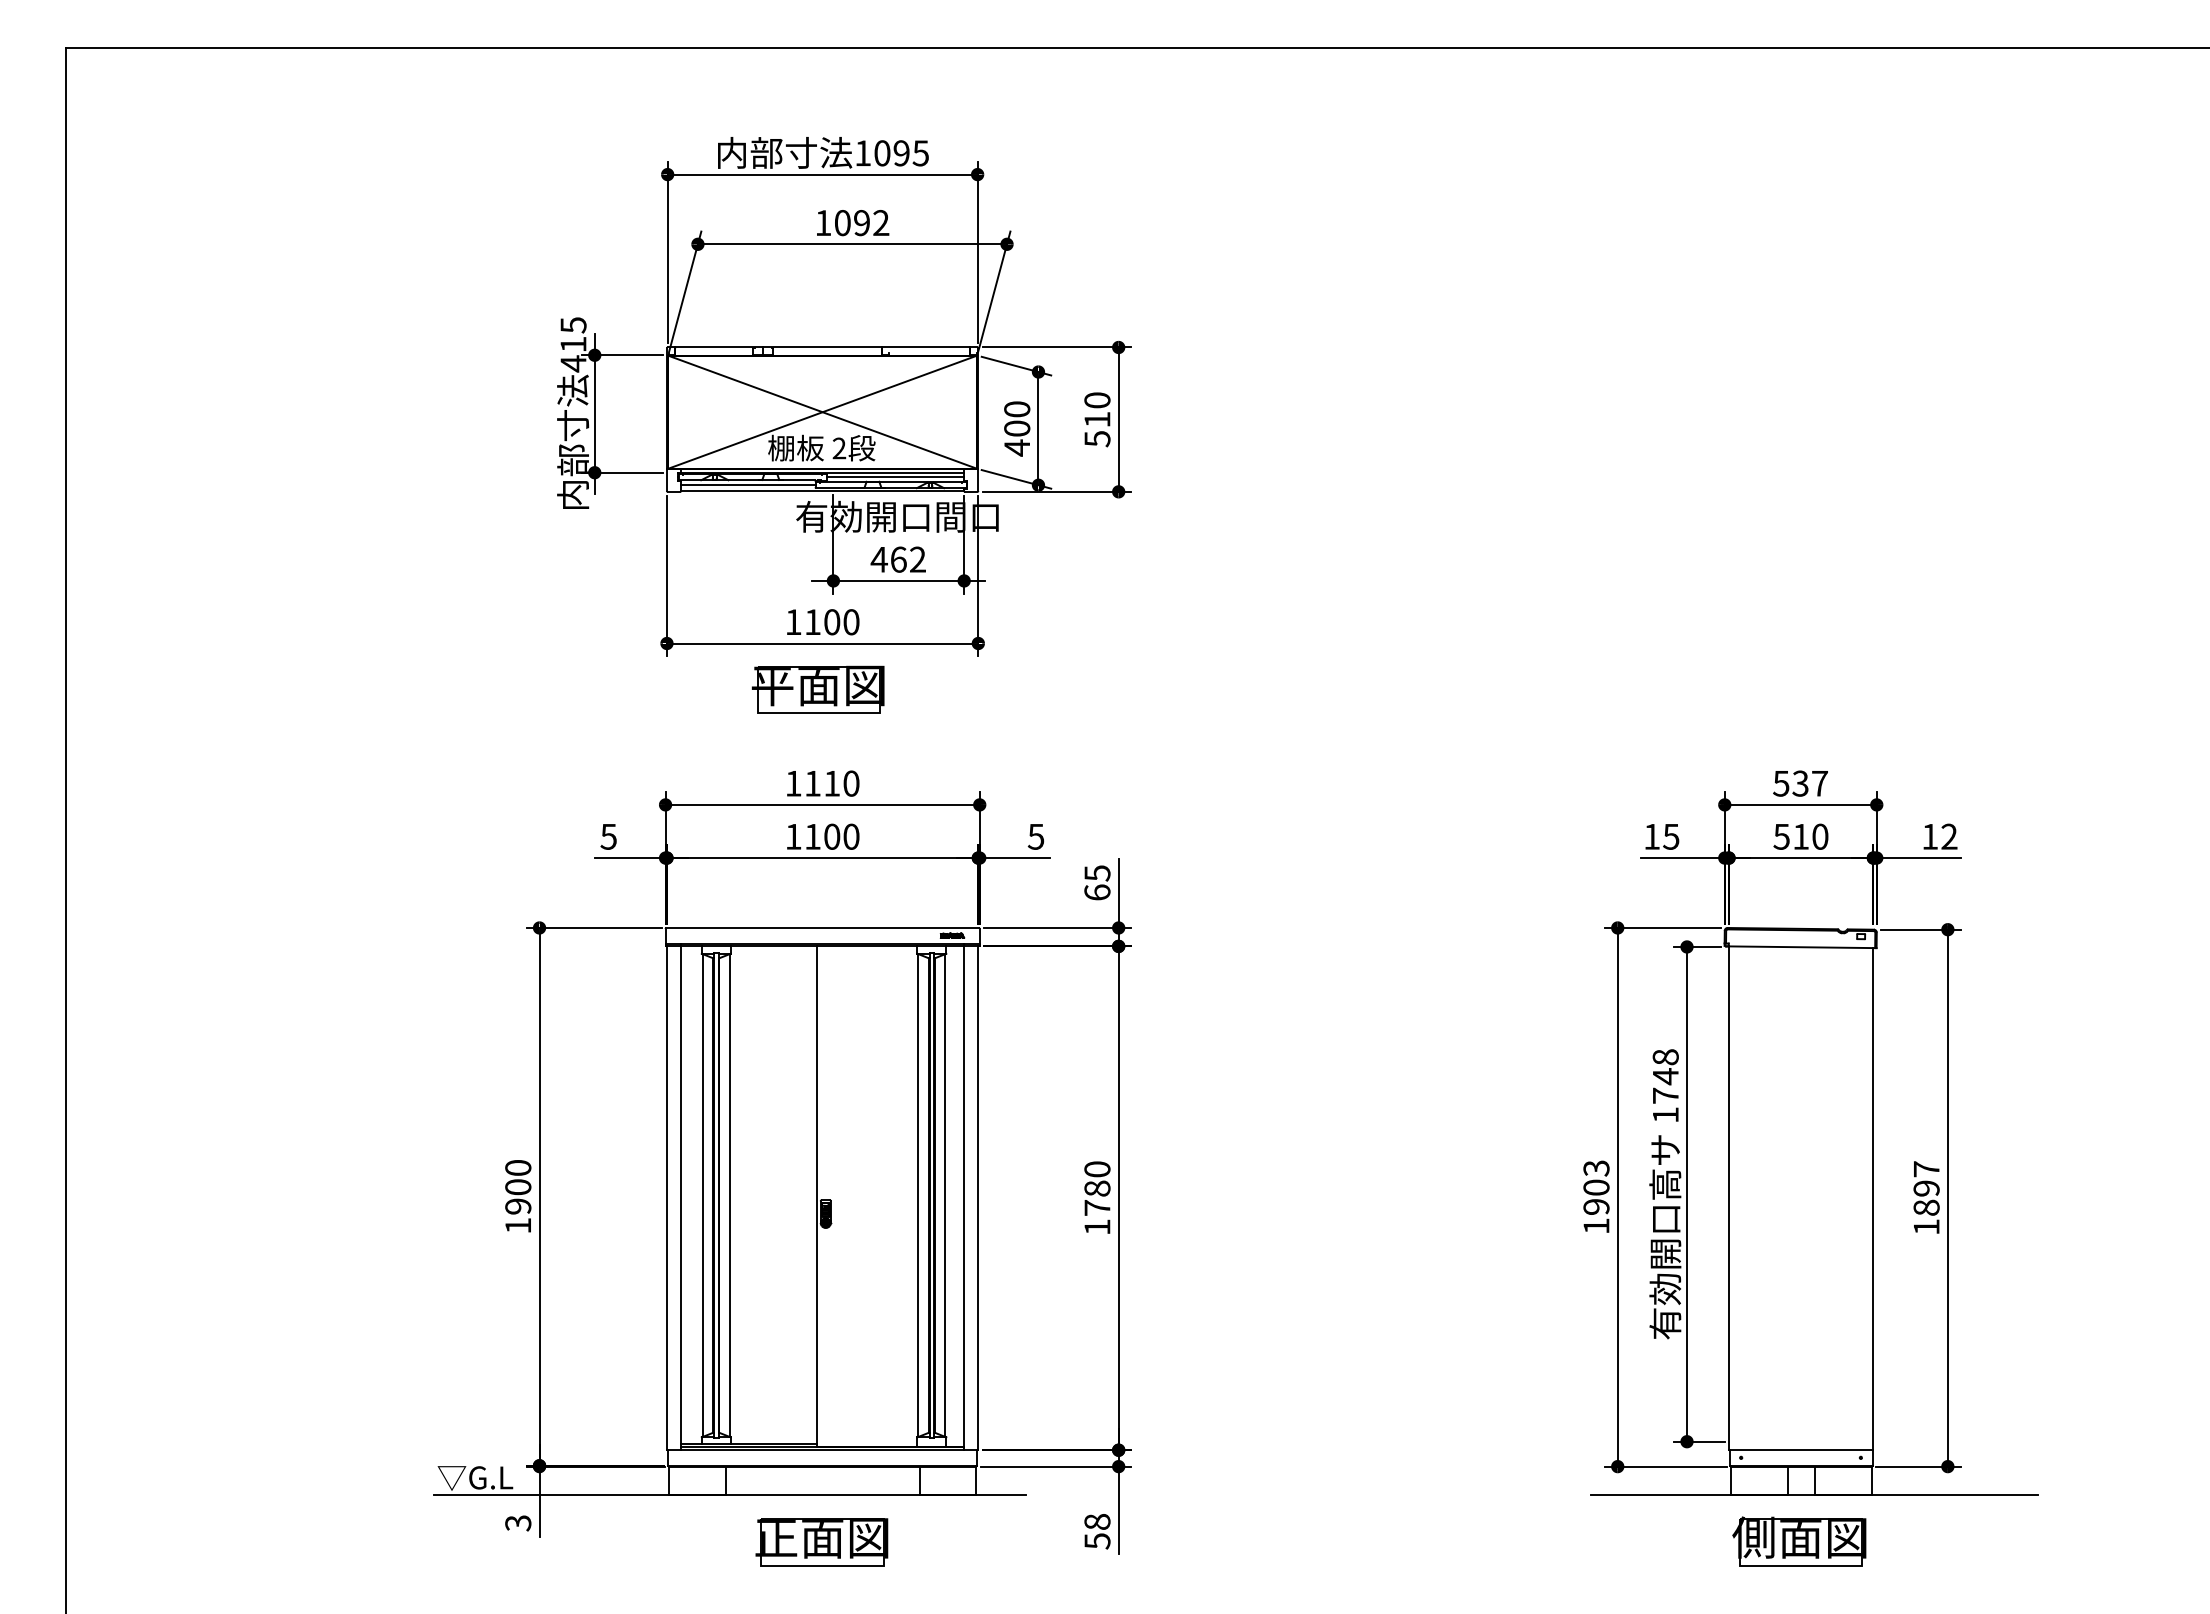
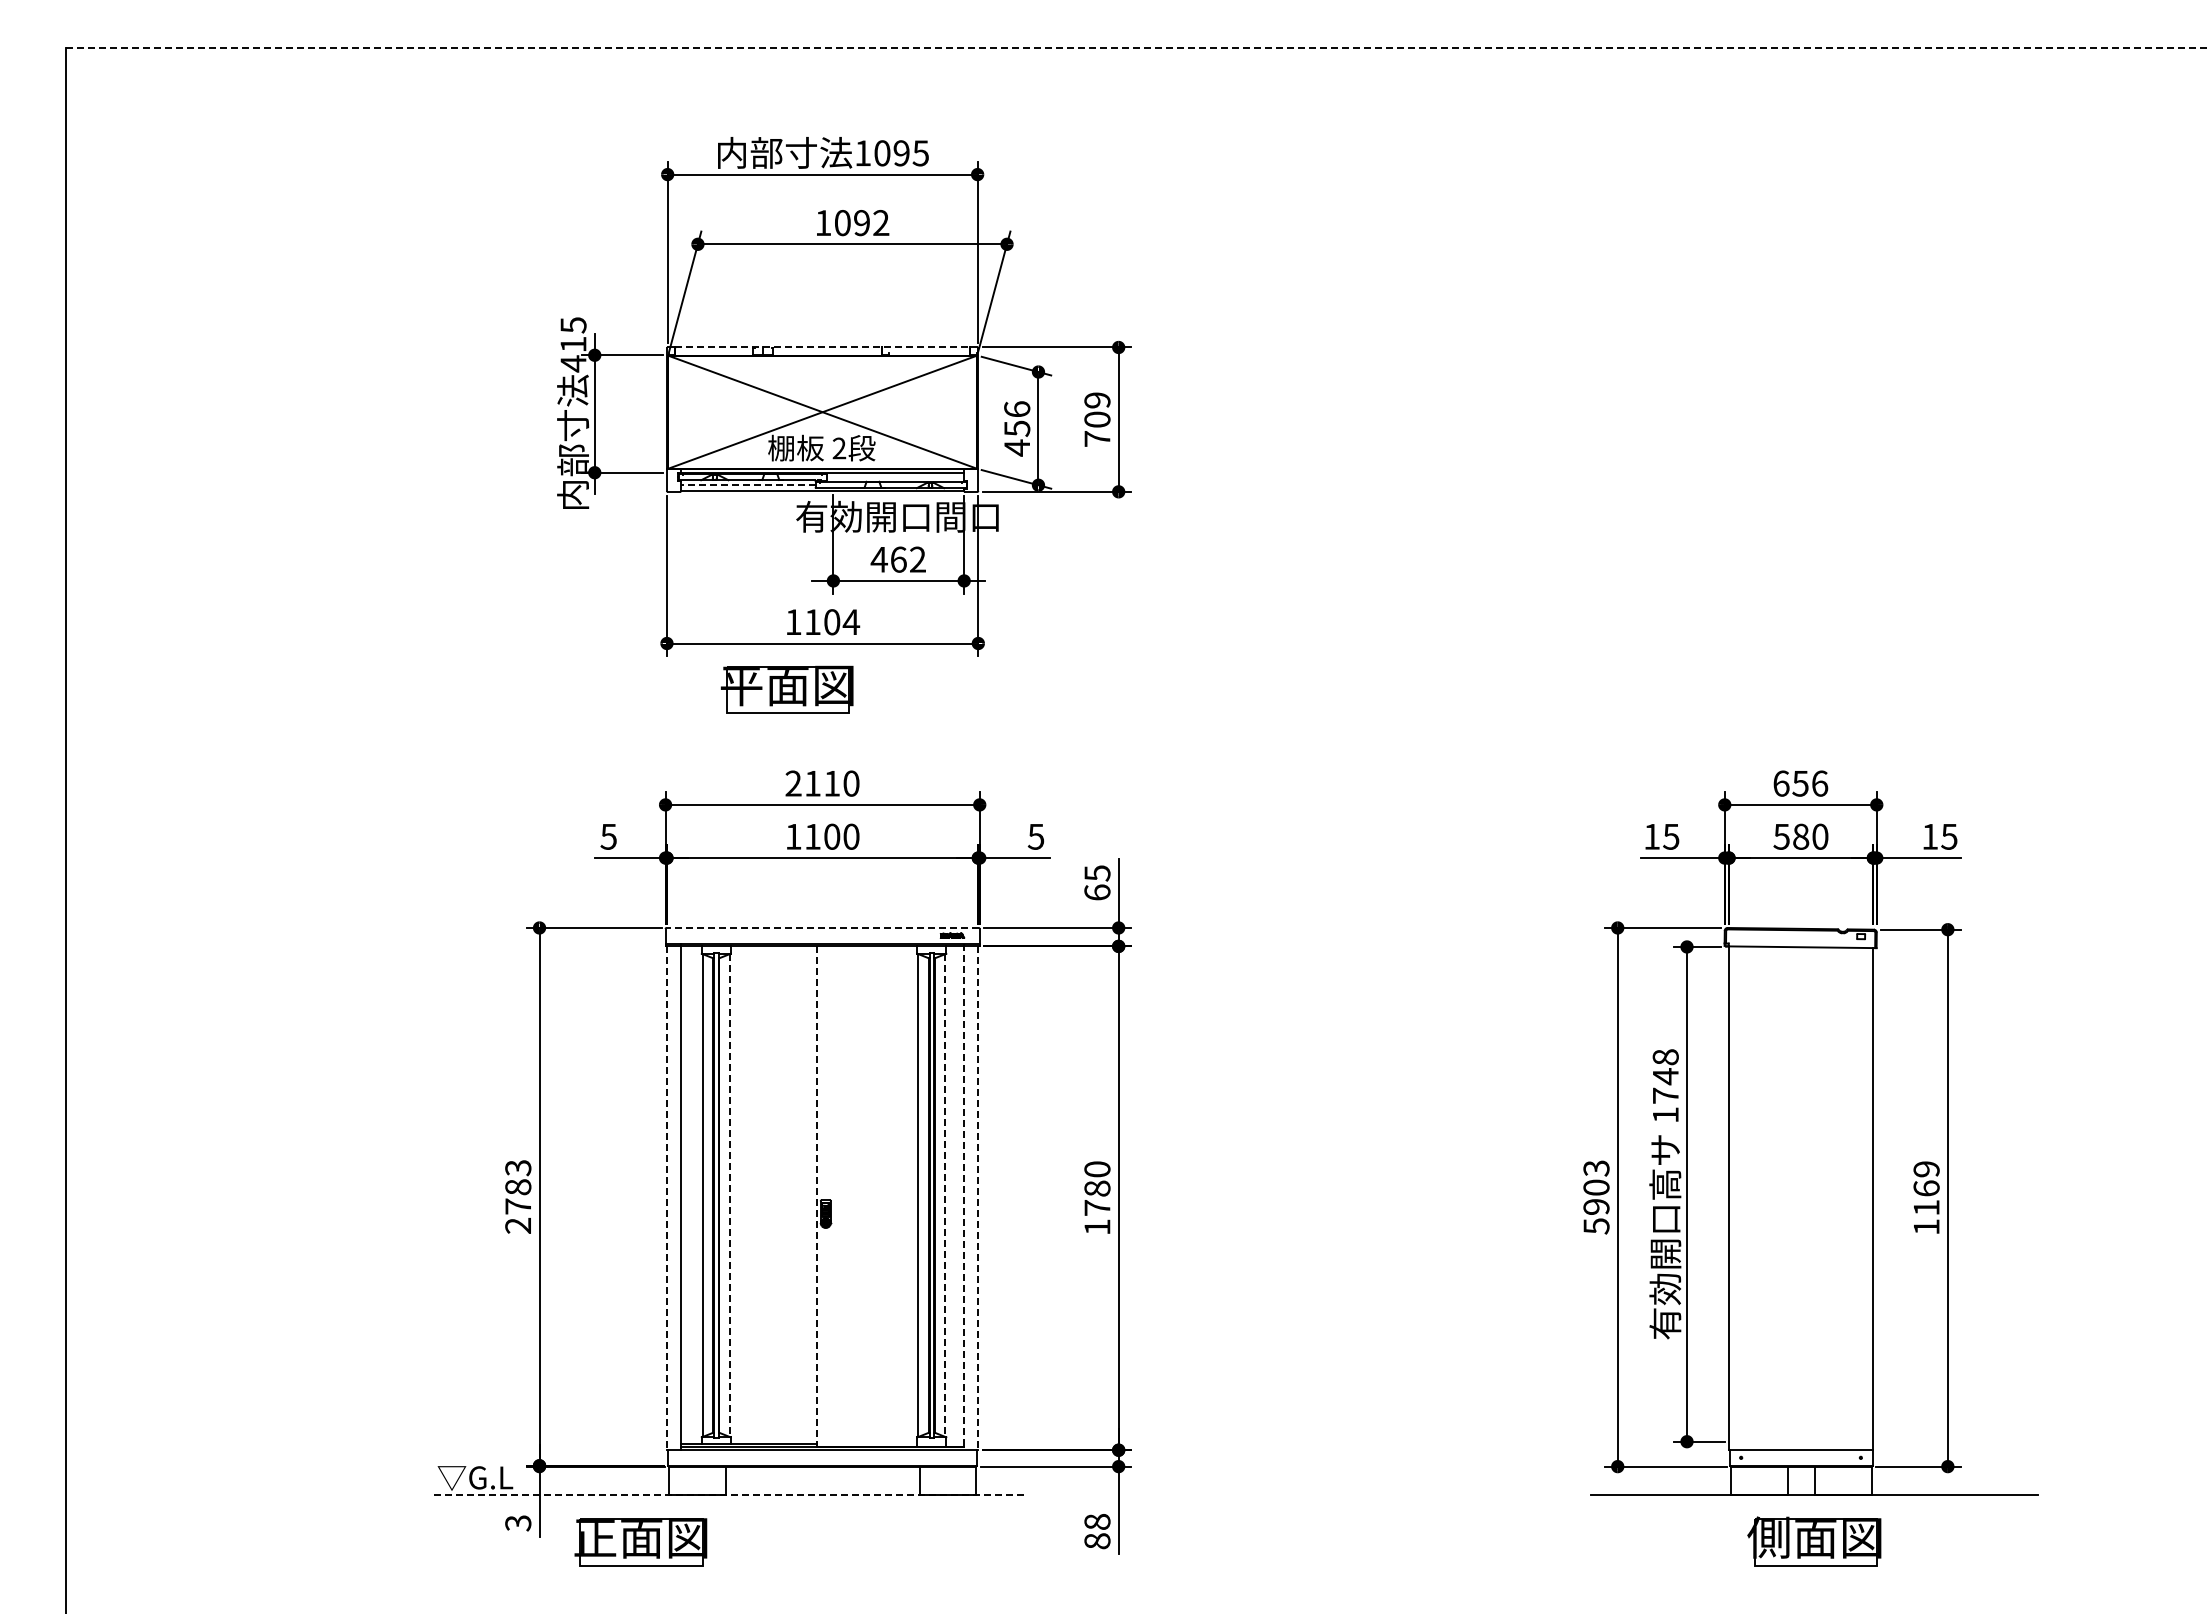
line: solid -> dashed (1138, 48)
line: solid -> dashed (823, 347)
text: 400 -> 456 (1017, 418)
text: 510 -> 709 (1097, 419)
line: present -> none (895, 476)
line: solid -> dashed (747, 484)
text: 1100 -> 1104 (851, 622)
part position: (817, 689) -> (786, 689) (786, 689)
text: 1110 -> 2110 (793, 783)
text: 537 -> 656 (1800, 783)
text: 510 -> 580 (1801, 836)
text: 12 -> 15 (1949, 836)
line: solid -> dashed (822, 928)
text: 1897 -> 1169 (1926, 1188)
text: 1900 -> 2783 (518, 1196)
line: solid -> dashed (729, 1196)
line: solid -> dashed (816, 1196)
line: solid -> dashed (945, 1196)
line: solid -> dashed (964, 1197)
line: solid -> dashed (666, 1198)
line: solid -> dashed (978, 1198)
text: 1903 -> 5903 (1596, 1226)
line: solid -> dashed (729, 1494)
text: 58 -> 88 (1097, 1541)
part position: (1799, 1541) -> (1814, 1541) (1814, 1541)
part position: (821, 1542) -> (640, 1542) (640, 1542)
